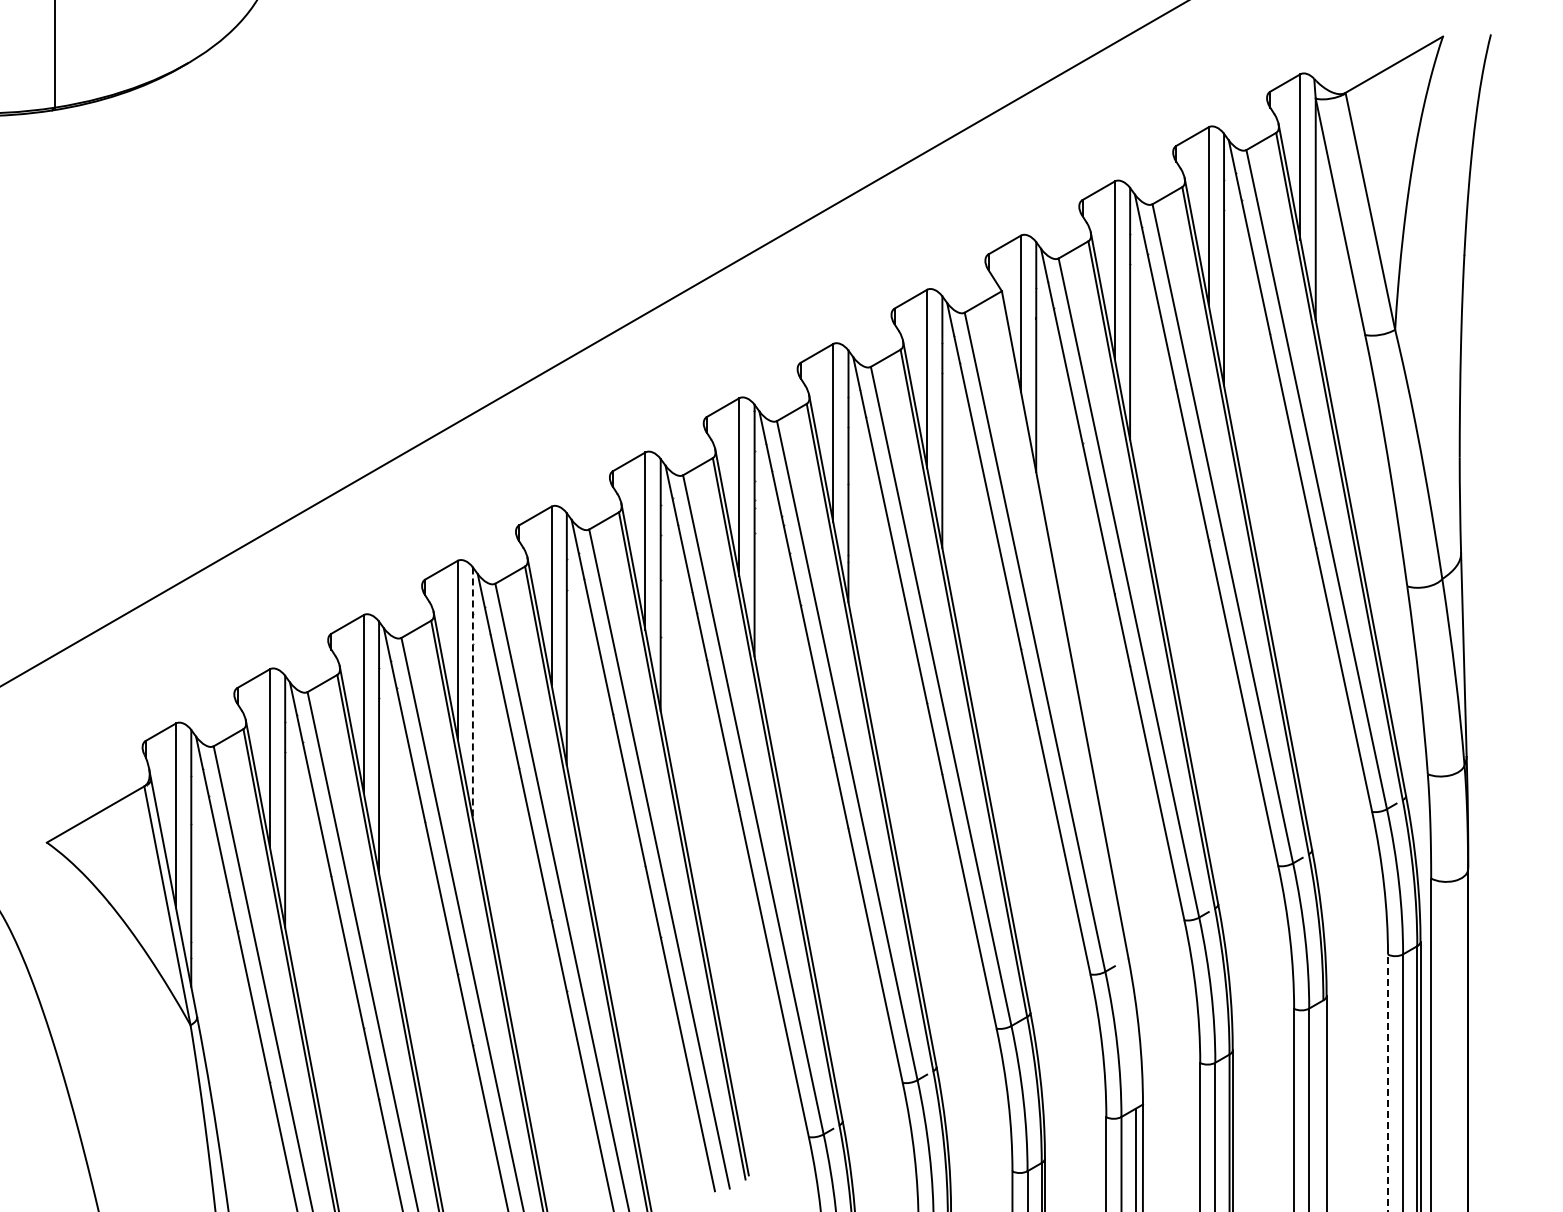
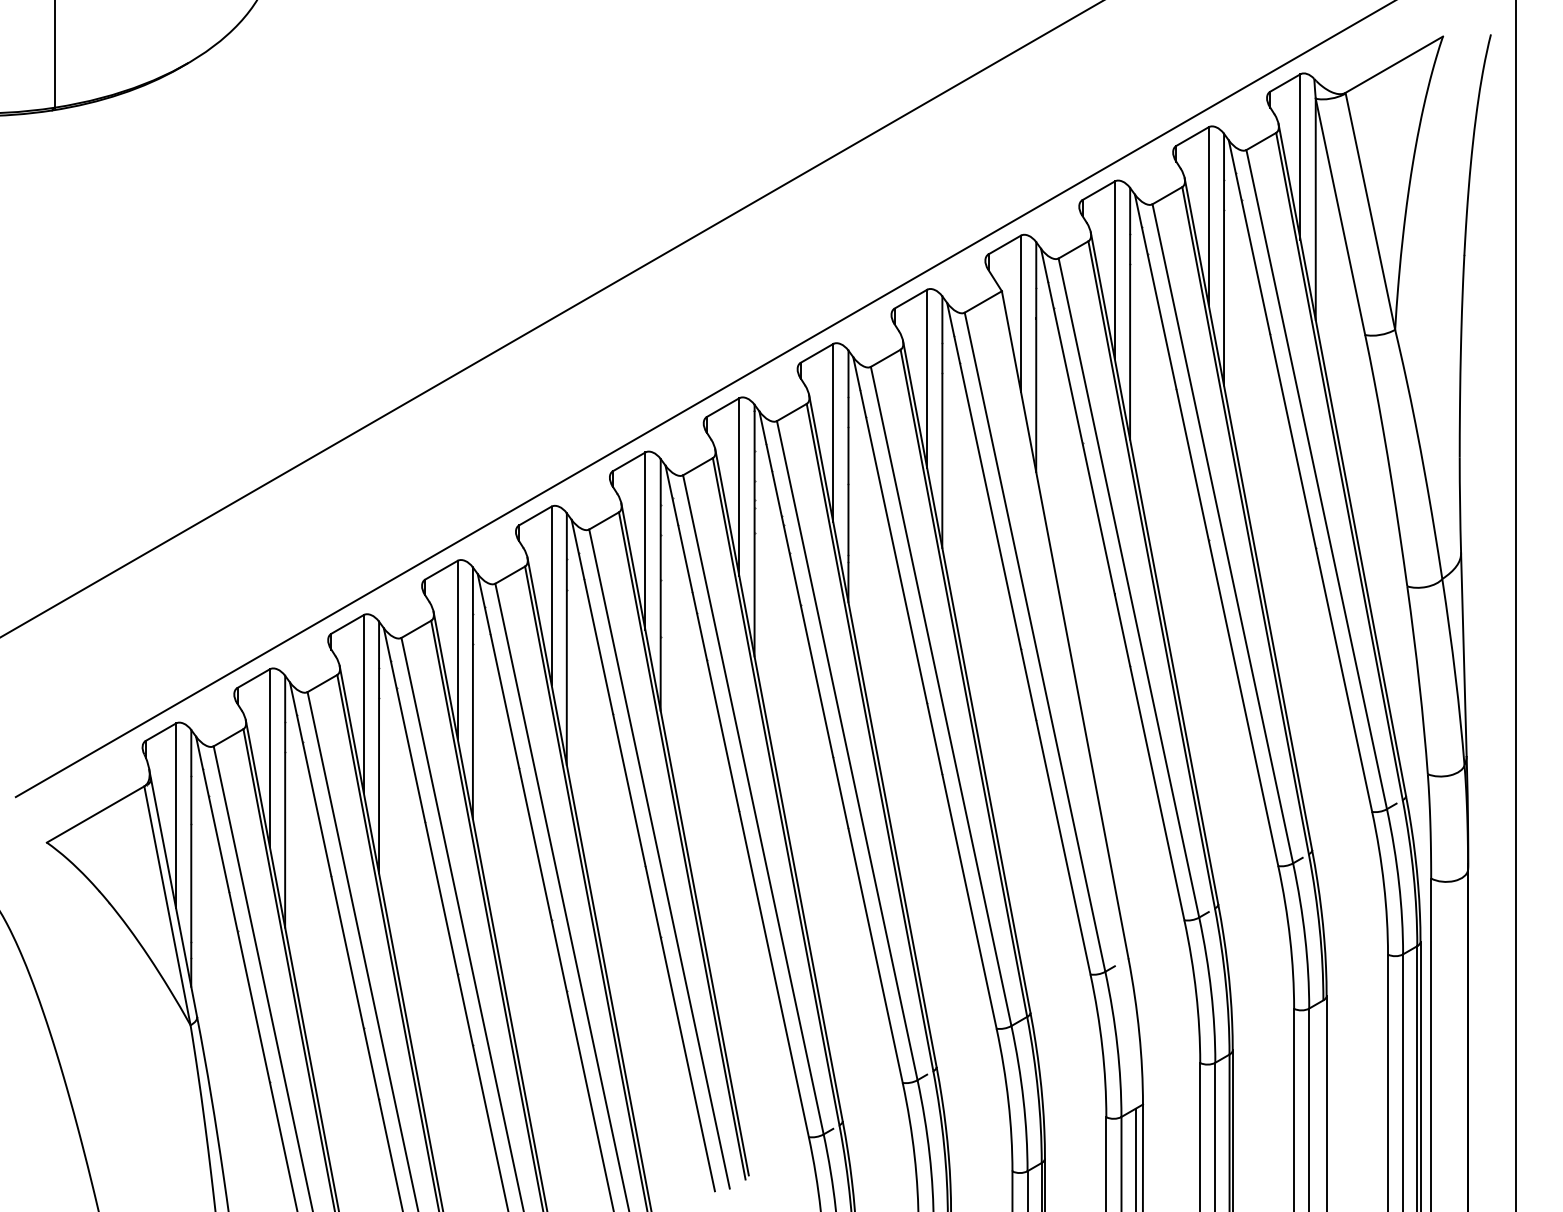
line position: (593, 343) -> (551, 319) (551, 319)
line: none -> present (703, 399)
line: none -> present (1516, 605)
line: dashed -> solid (472, 693)
line: dashed -> solid (1388, 1082)
